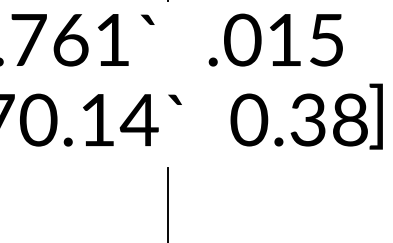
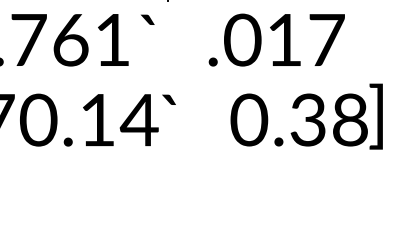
text: .015 -> .017 (326, 40)
text position: (174, 99) -> (168, 99) (168, 99)
line: present -> none (168, 203)
